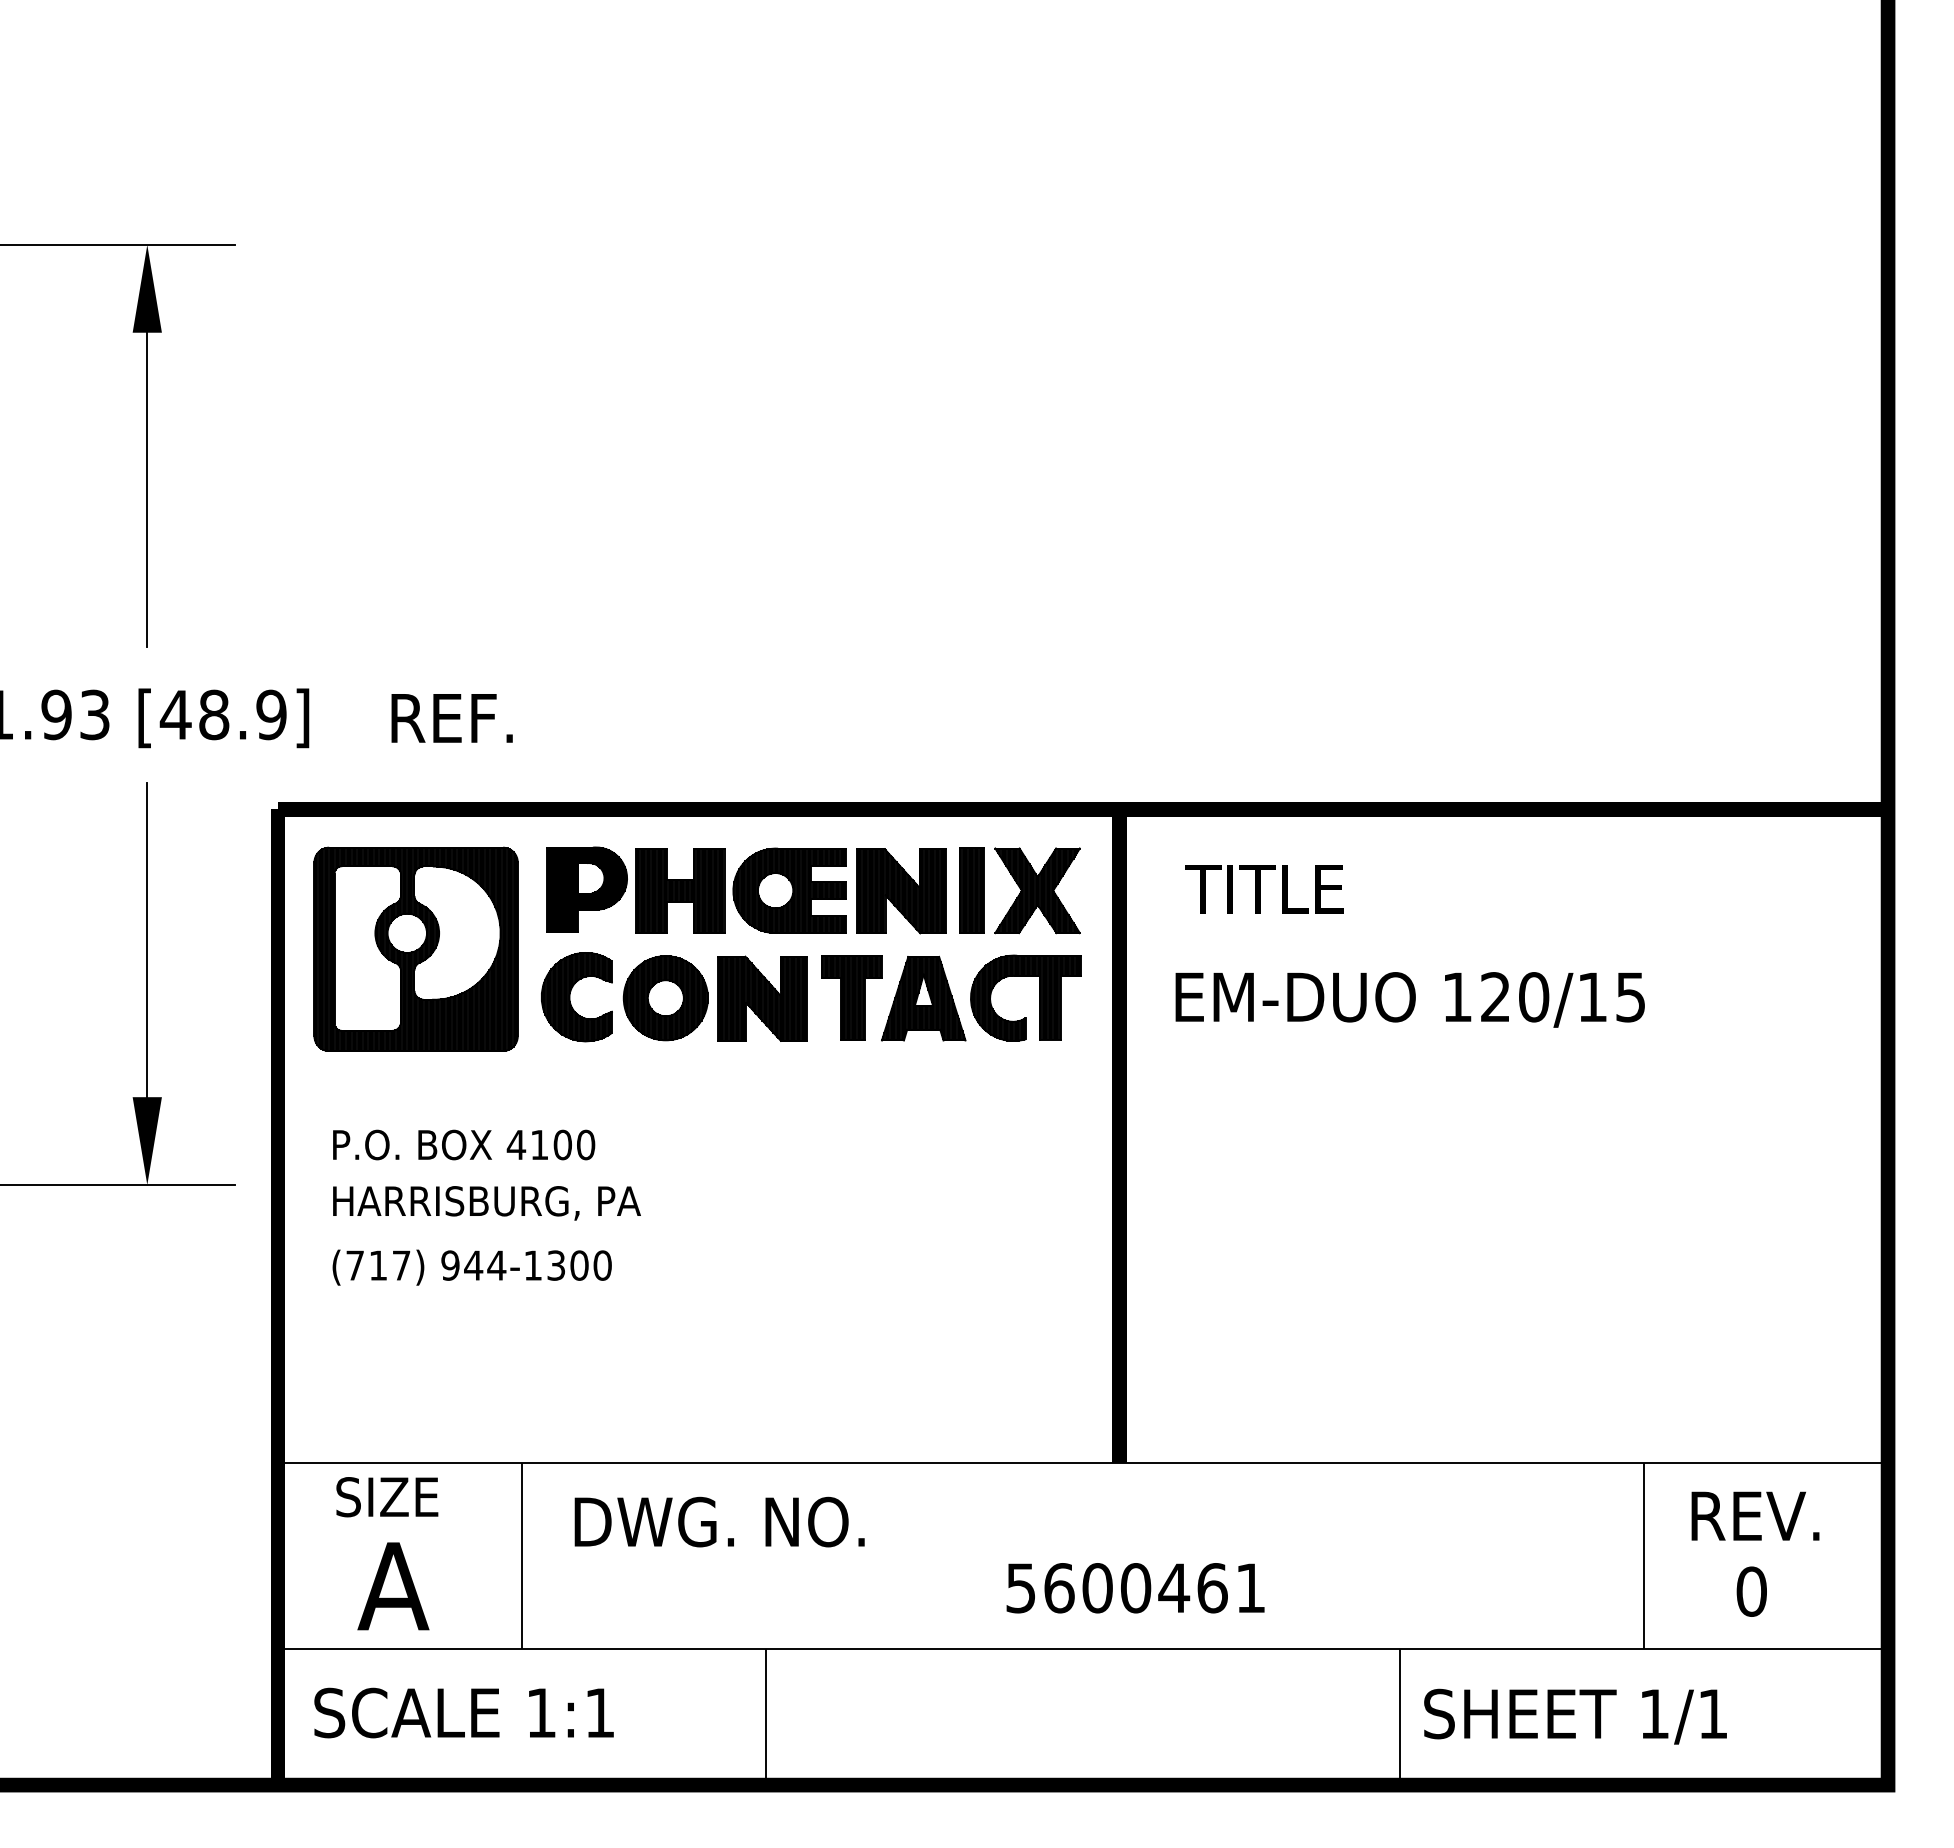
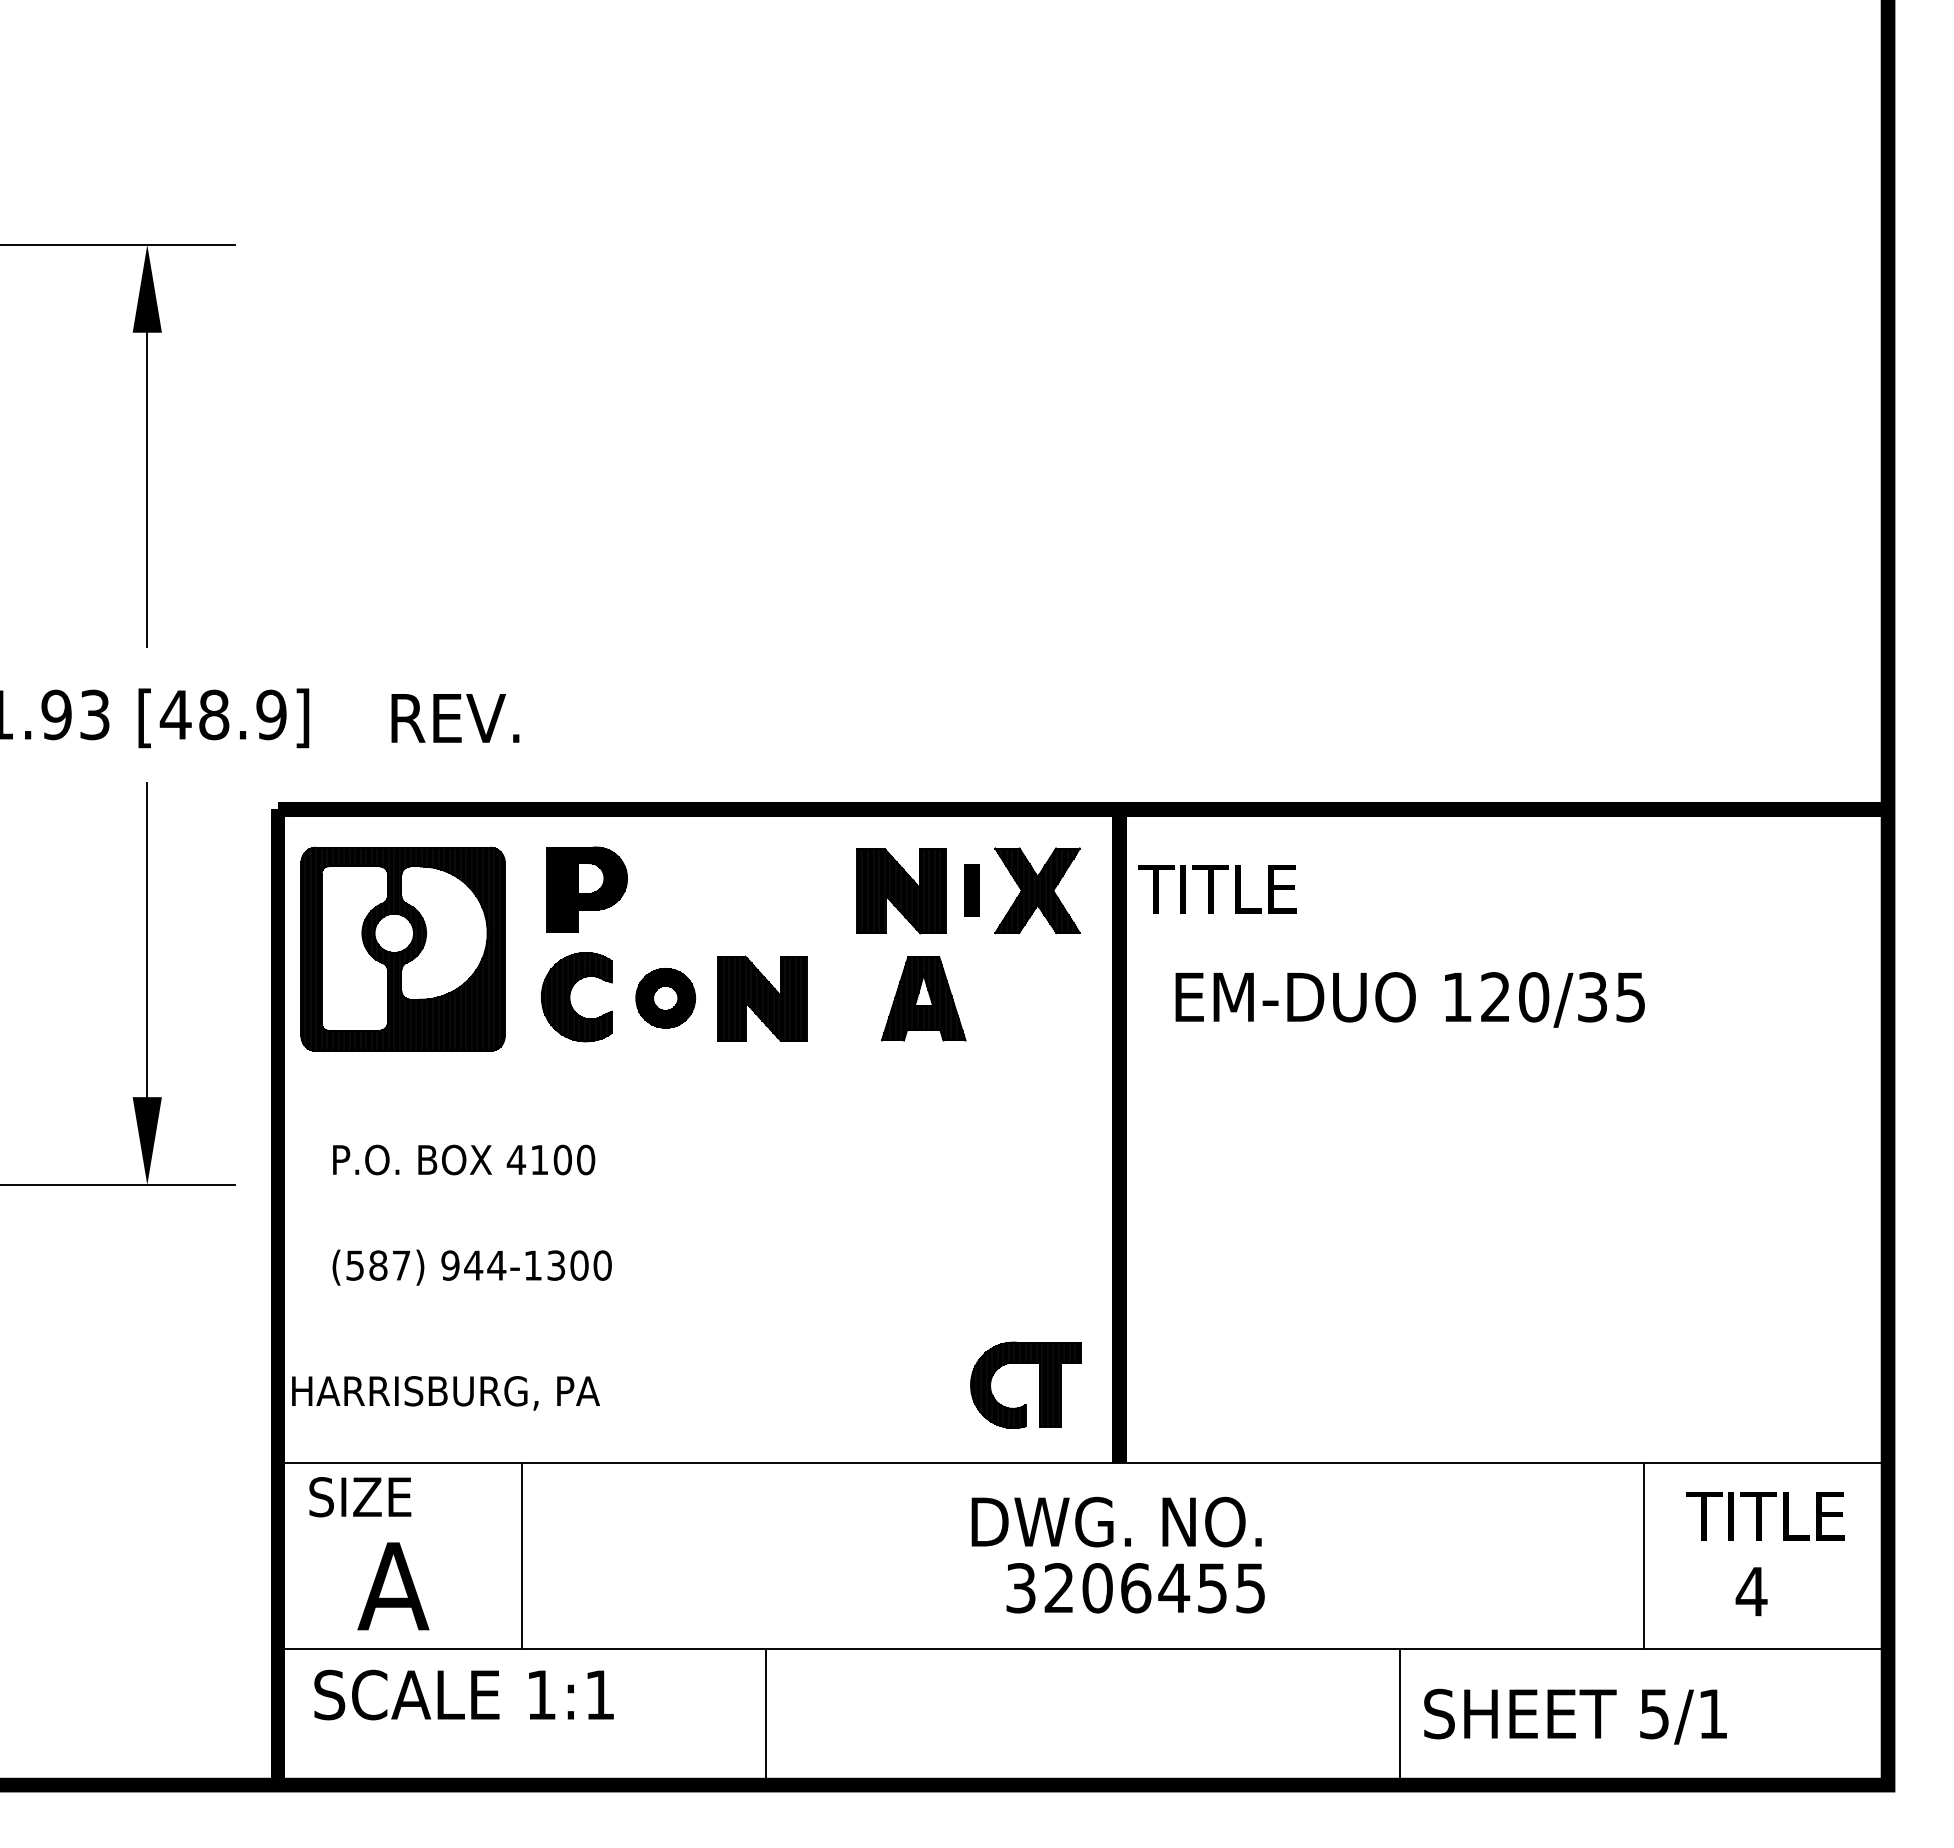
text: REF. -> REV. (492, 718)
text position: (1264, 889) -> (1217, 889) (1217, 889)
part: present -> none (740, 890)
part size: 26x87 px -> 16x53 px (971, 890)
part position: (415, 948) -> (402, 948) (402, 948)
part: present -> none (851, 997)
part position: (1039, 997) -> (1039, 1384) (1039, 1384)
text: 120/15 -> 120/35 (1592, 997)
part size: 87x87 px -> 62x61 px (665, 998)
text position: (464, 1144) -> (464, 1159) (464, 1159)
text position: (486, 1203) -> (445, 1393) (445, 1393)
text: (717) -> (587) (366, 1265)
text position: (387, 1497) -> (360, 1497) (360, 1497)
text: REV. -> TITLE (1765, 1515)
text position: (719, 1521) -> (1116, 1521) (1116, 1521)
text: 5600461 -> 3206455 (1135, 1588)
text: 0 -> 4 (1751, 1591)
text position: (463, 1712) -> (463, 1694) (463, 1694)
text: 1/1 -> 5/1 (1654, 1714)
